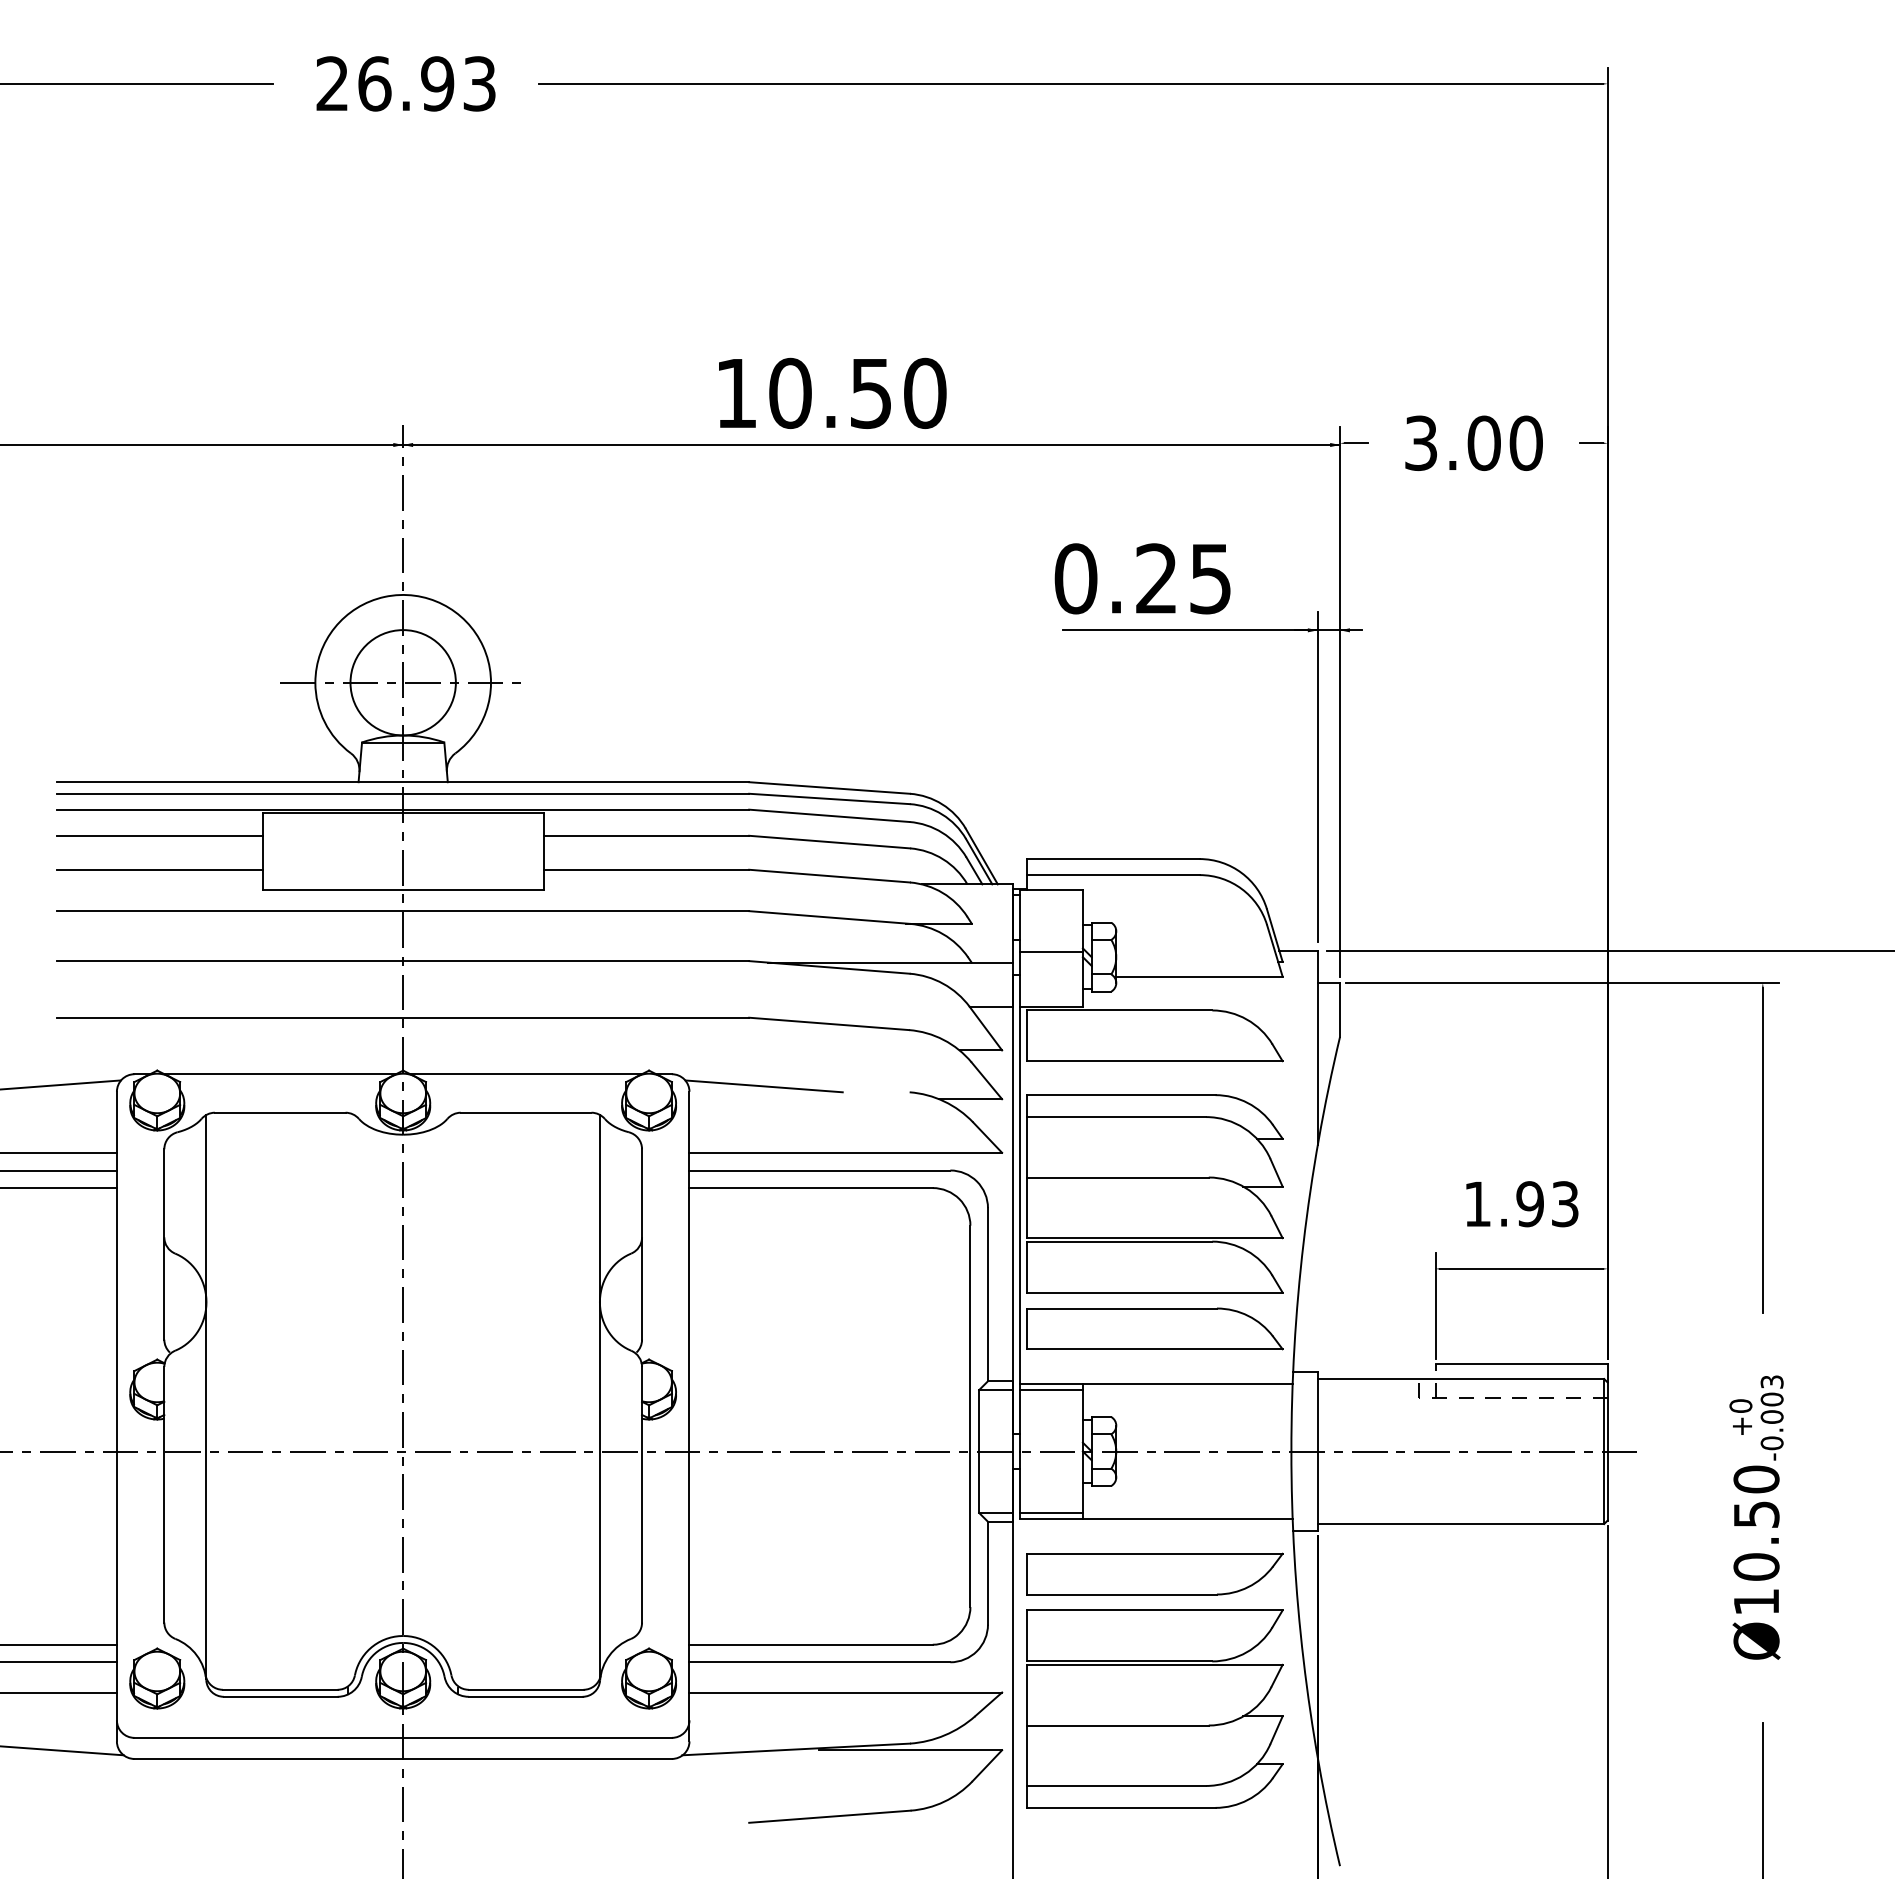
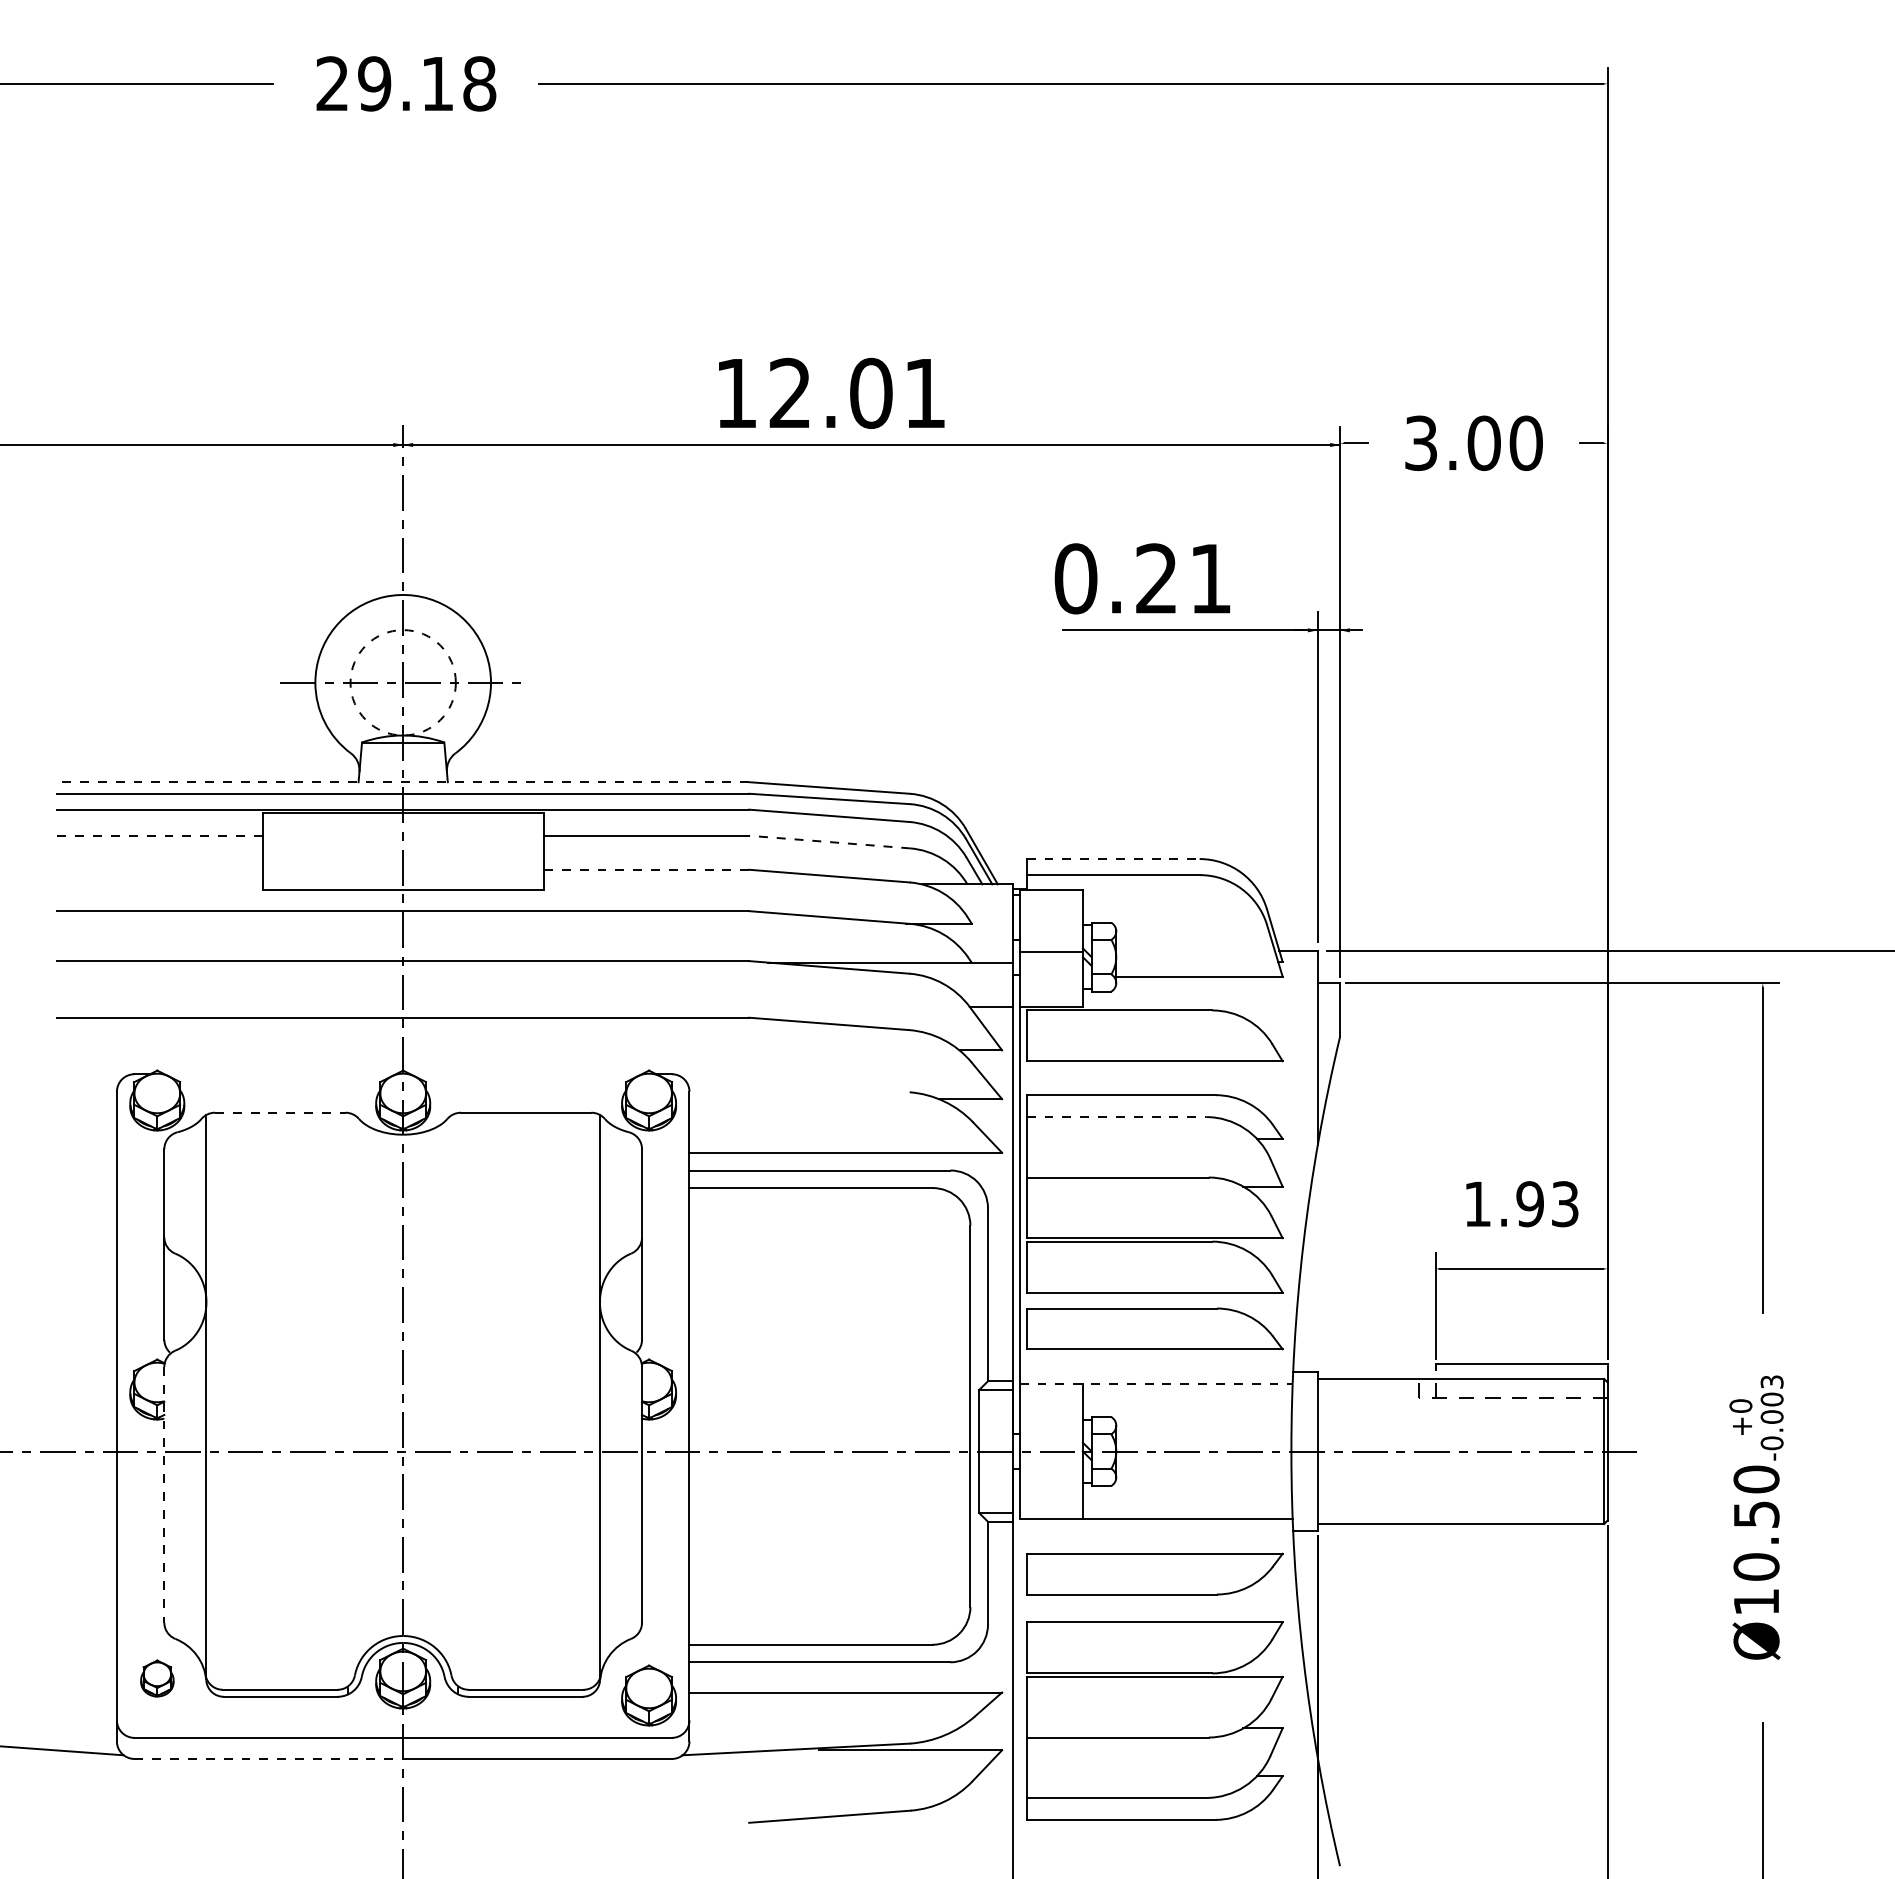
text: 26.93 -> 29.18 (427, 83)
text: 10.50 -> 12.01 (857, 393)
text: 0.25 -> 0.21 (1210, 579)
circle: solid -> dashed (402, 682)
line: solid -> dashed (402, 782)
line: solid -> dashed (159, 835)
line: solid -> dashed (829, 842)
line: solid -> dashed (1113, 859)
line: present -> none (159, 869)
line: solid -> dashed (646, 869)
line: present -> none (280, 1074)
line: present -> none (525, 1074)
line: present -> none (61, 1084)
line: present -> none (763, 1086)
line: solid -> dashed (280, 1112)
line: solid -> dashed (1116, 1117)
line: present -> none (59, 1152)
line: present -> none (59, 1170)
line: present -> none (59, 1188)
line: solid -> dashed (1156, 1384)
line: present -> none (1050, 1390)
line: solid -> dashed (164, 1494)
line: present -> none (1050, 1512)
line: present -> none (59, 1644)
line: present -> none (59, 1662)
part size: 57x63 px -> 35x39 px (157, 1678)
part position: (648, 1678) -> (648, 1695) (648, 1695)
line: present -> none (59, 1692)
part position: (1154, 1708) -> (1154, 1720) (1154, 1720)
line: solid -> dashed (269, 1758)
